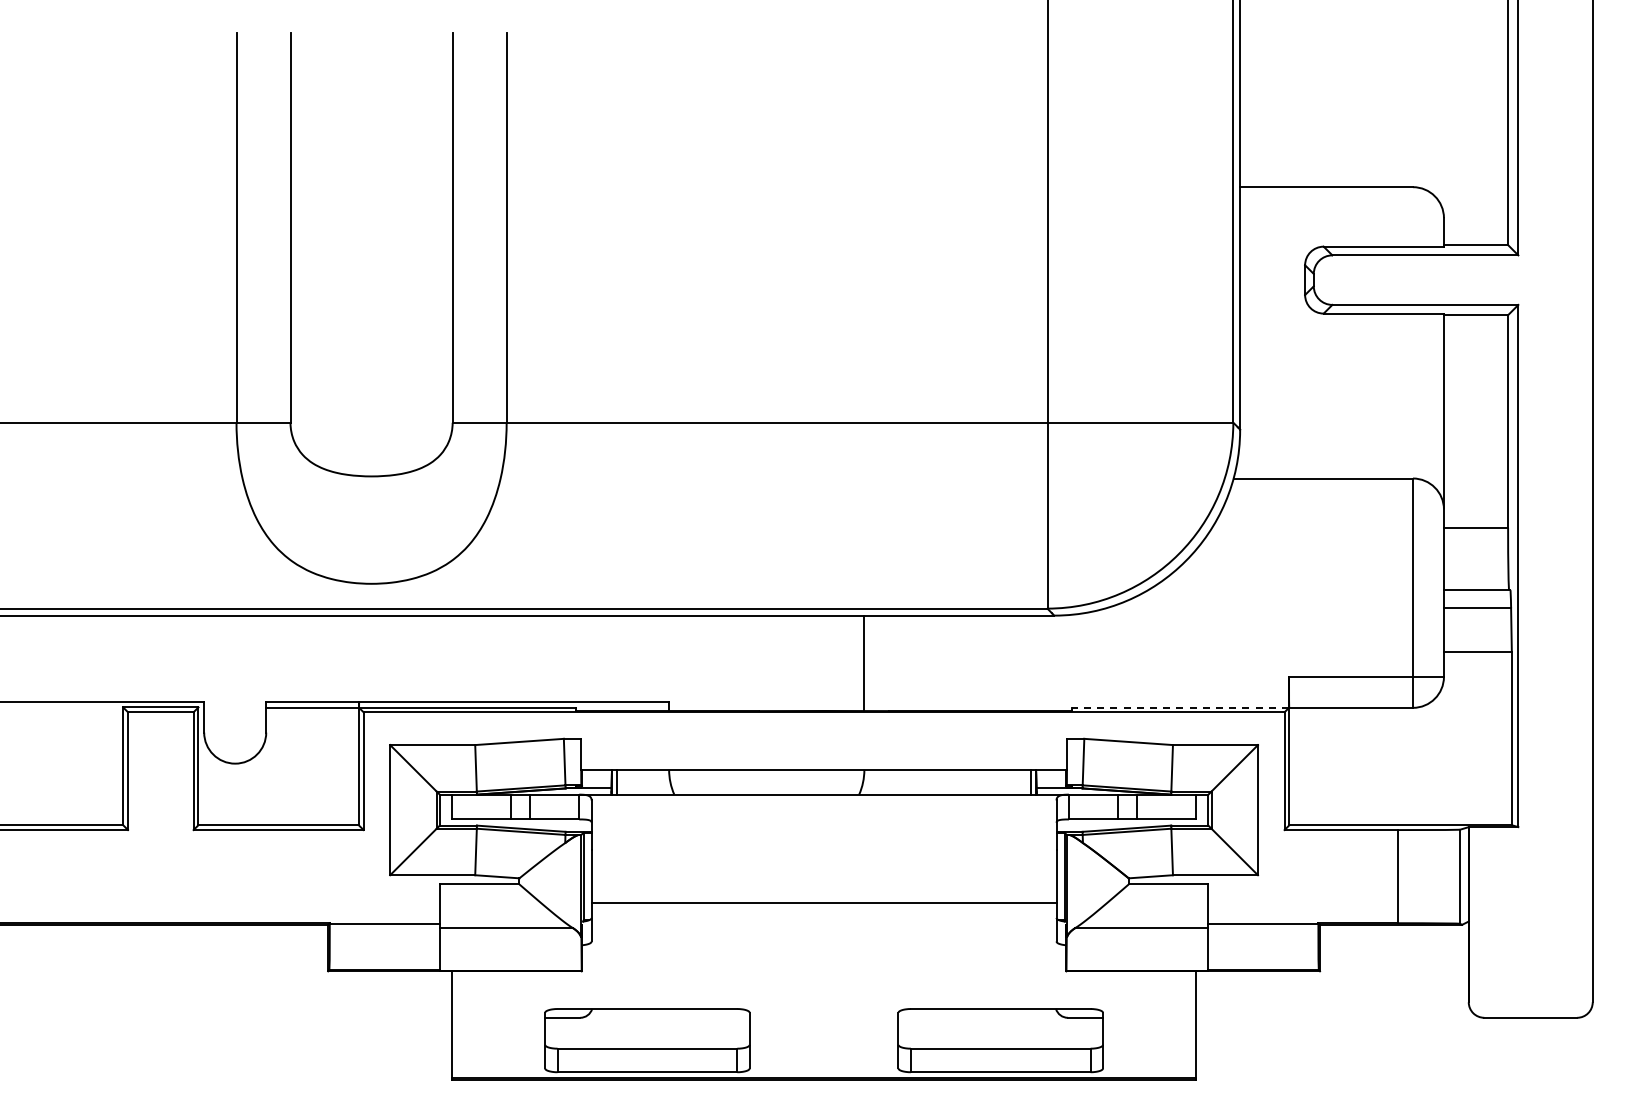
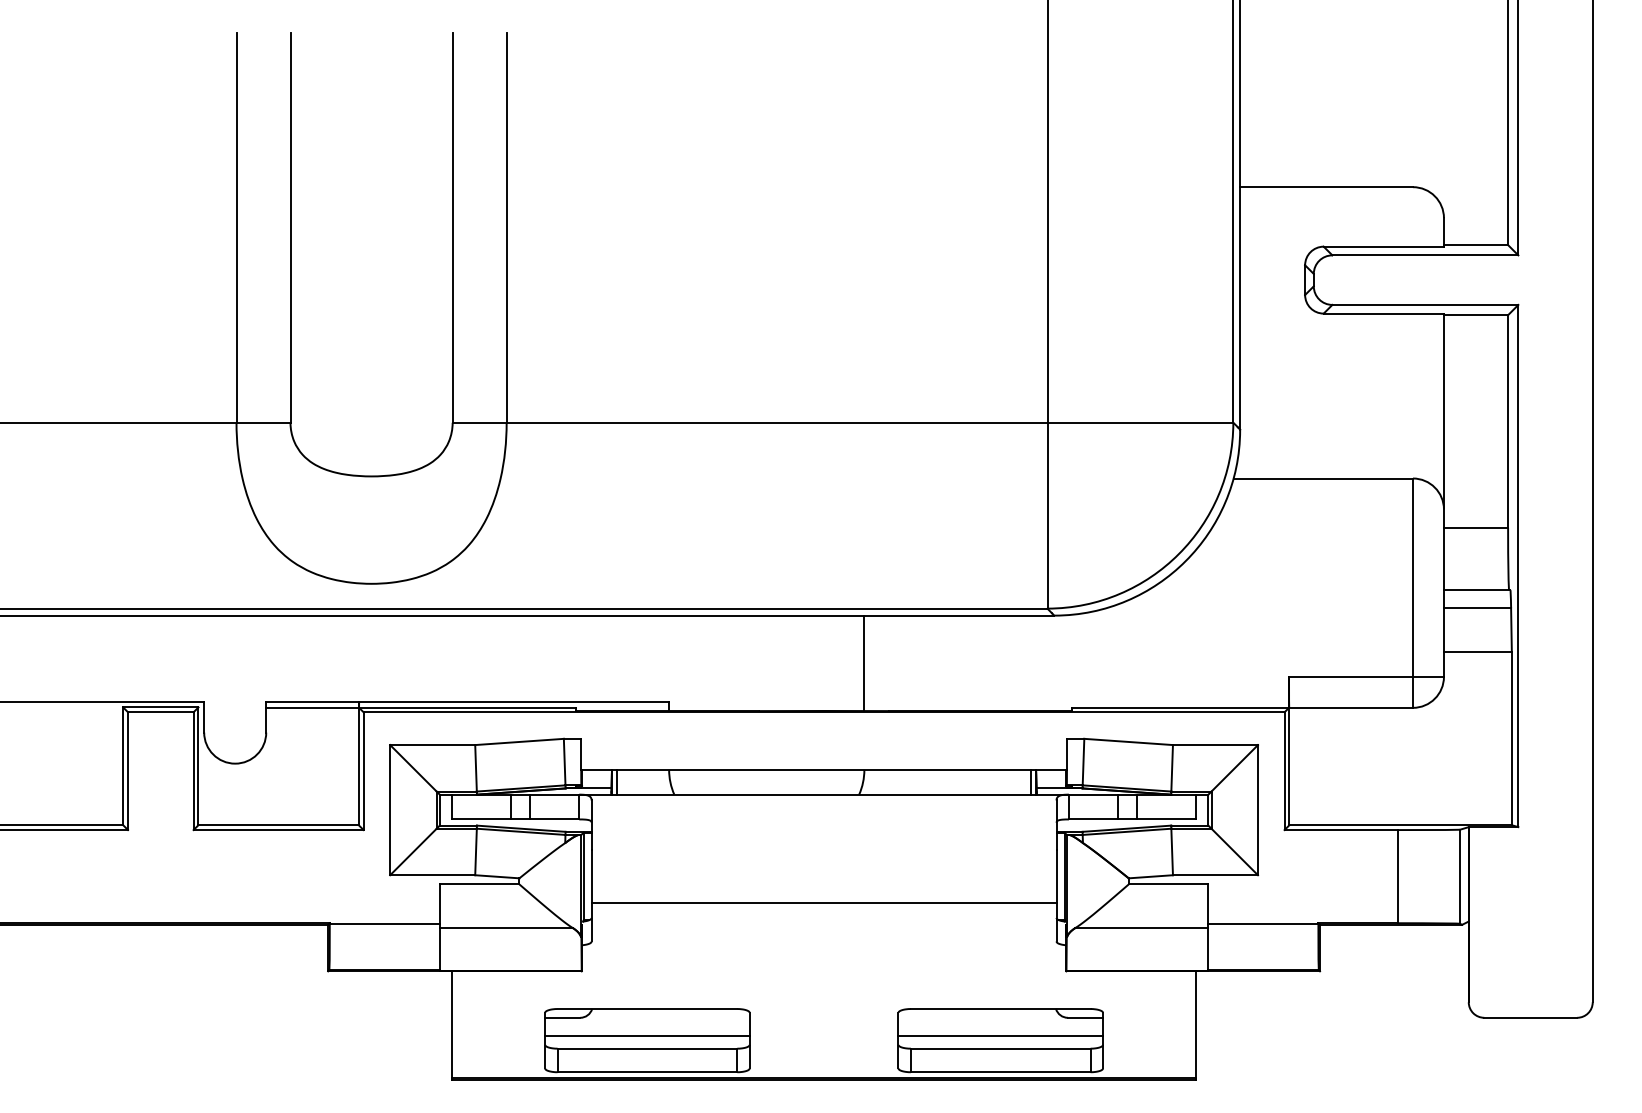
line: dashed -> solid (1180, 707)
line: none -> present (647, 1036)
line: none -> present (1000, 1036)
